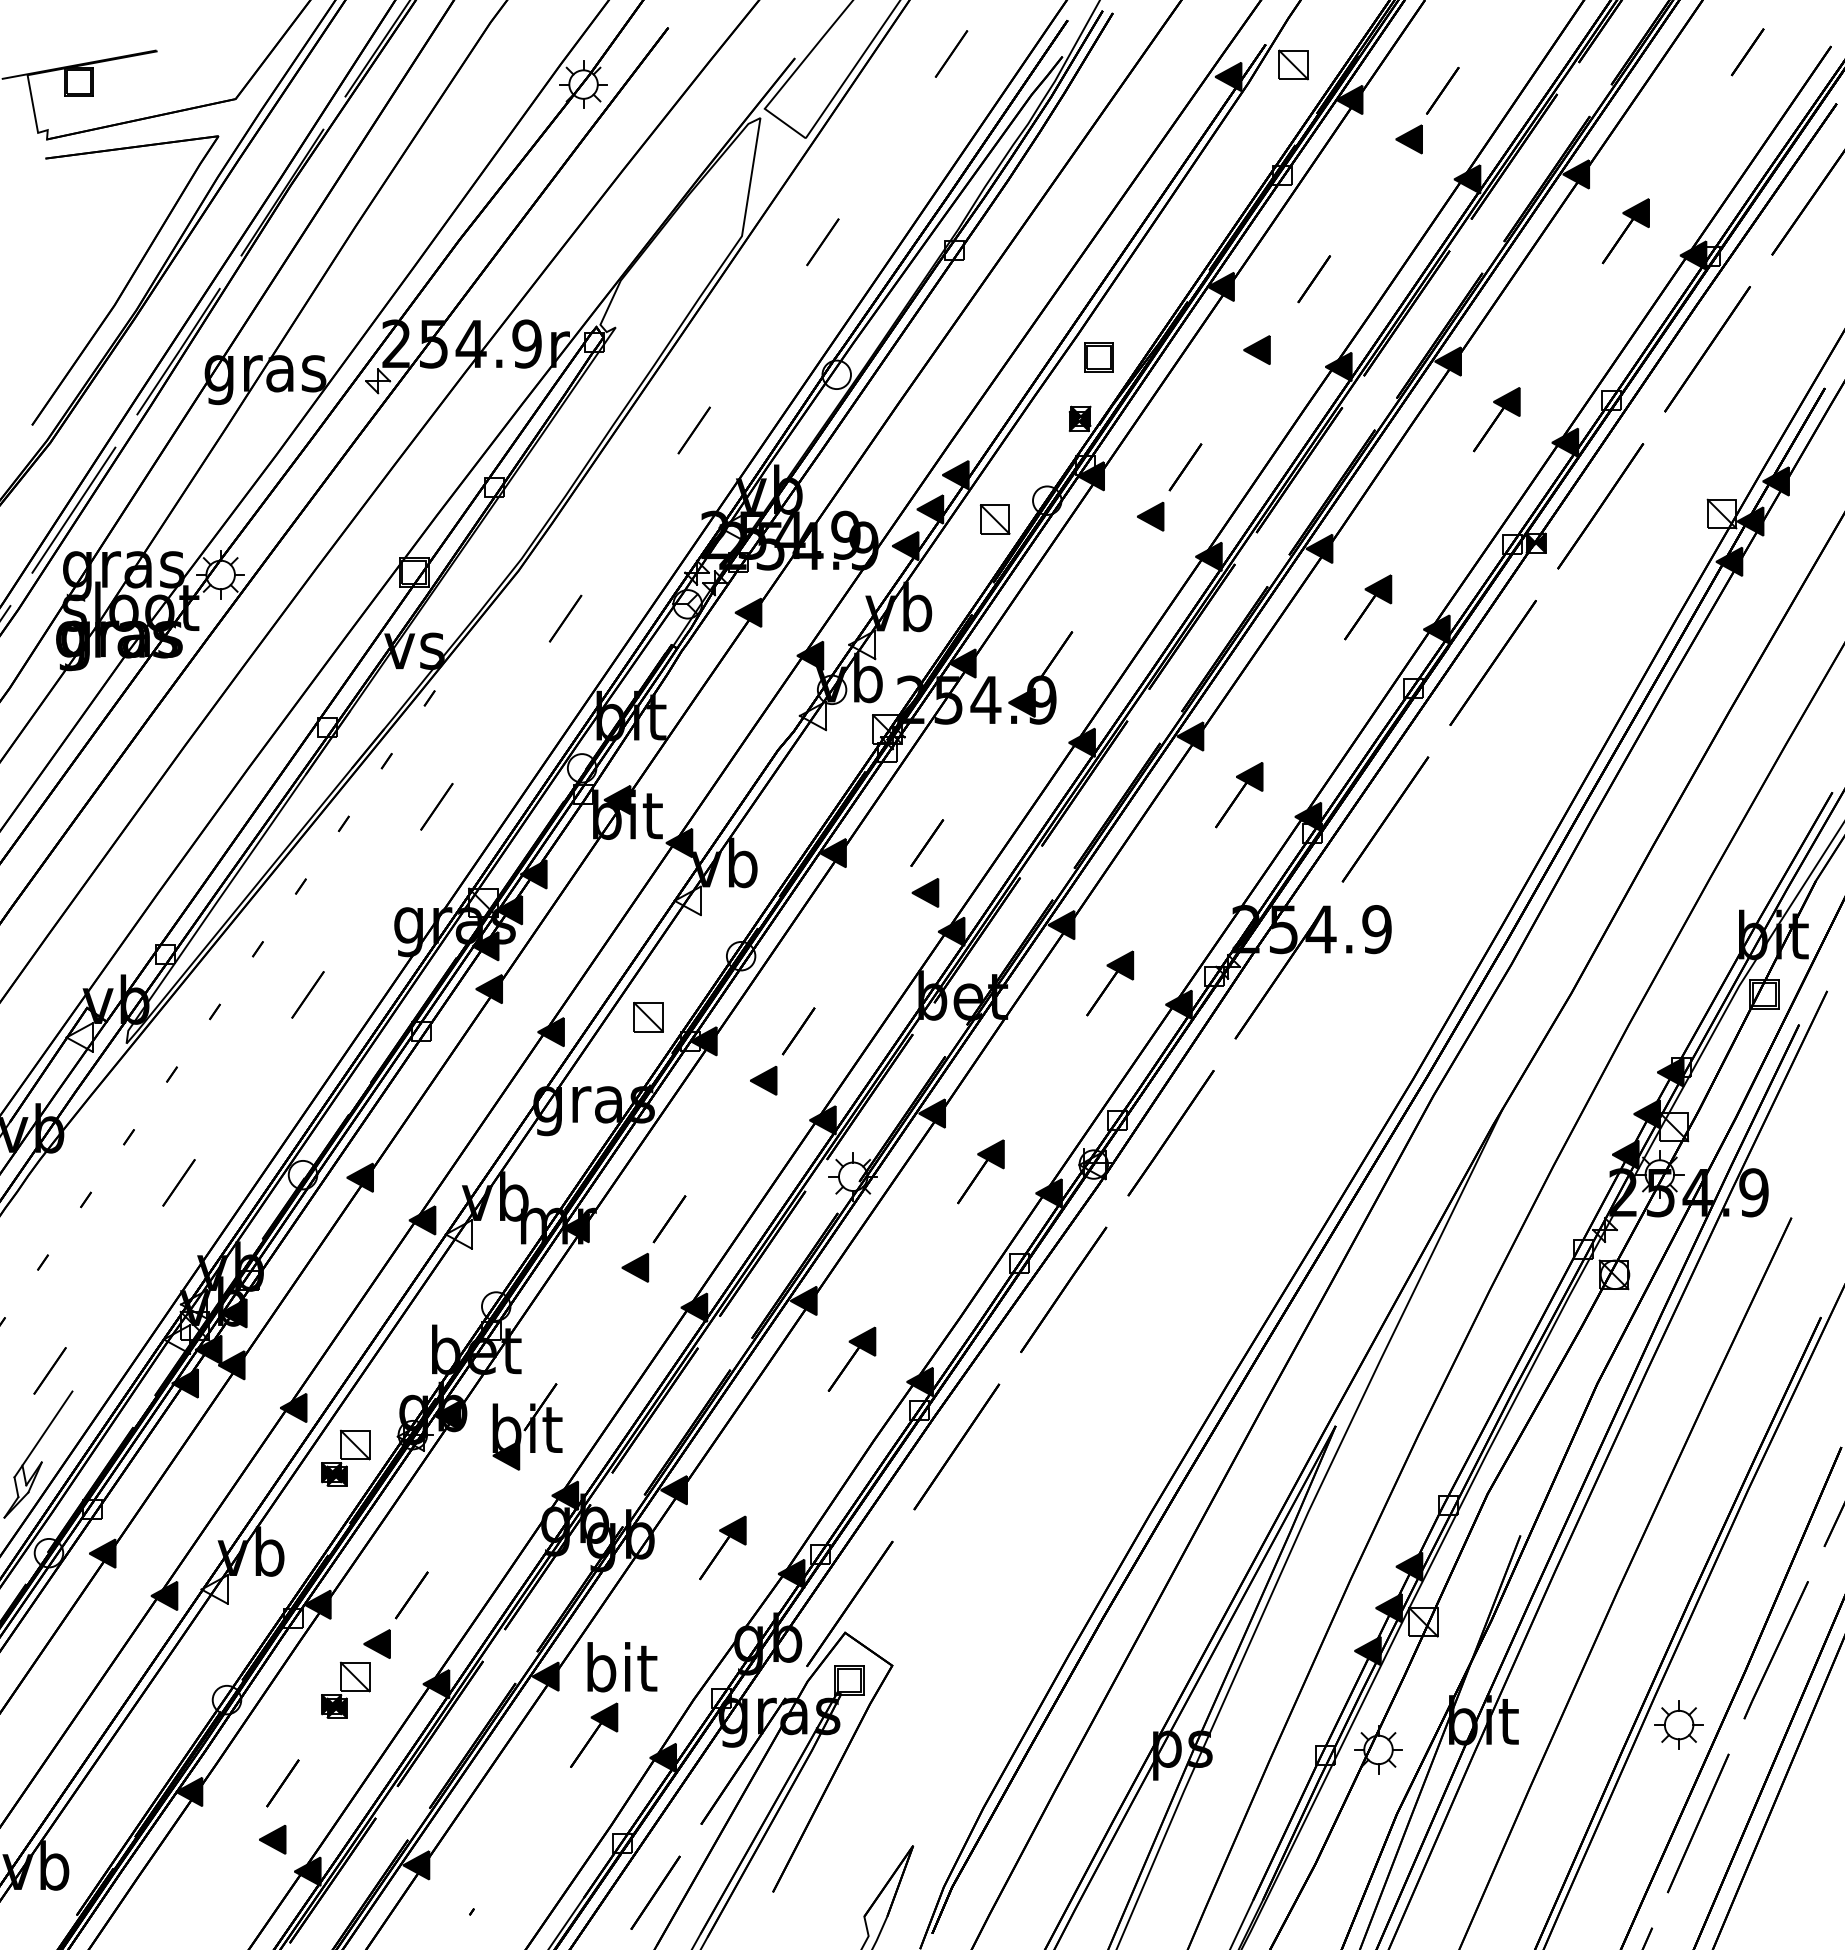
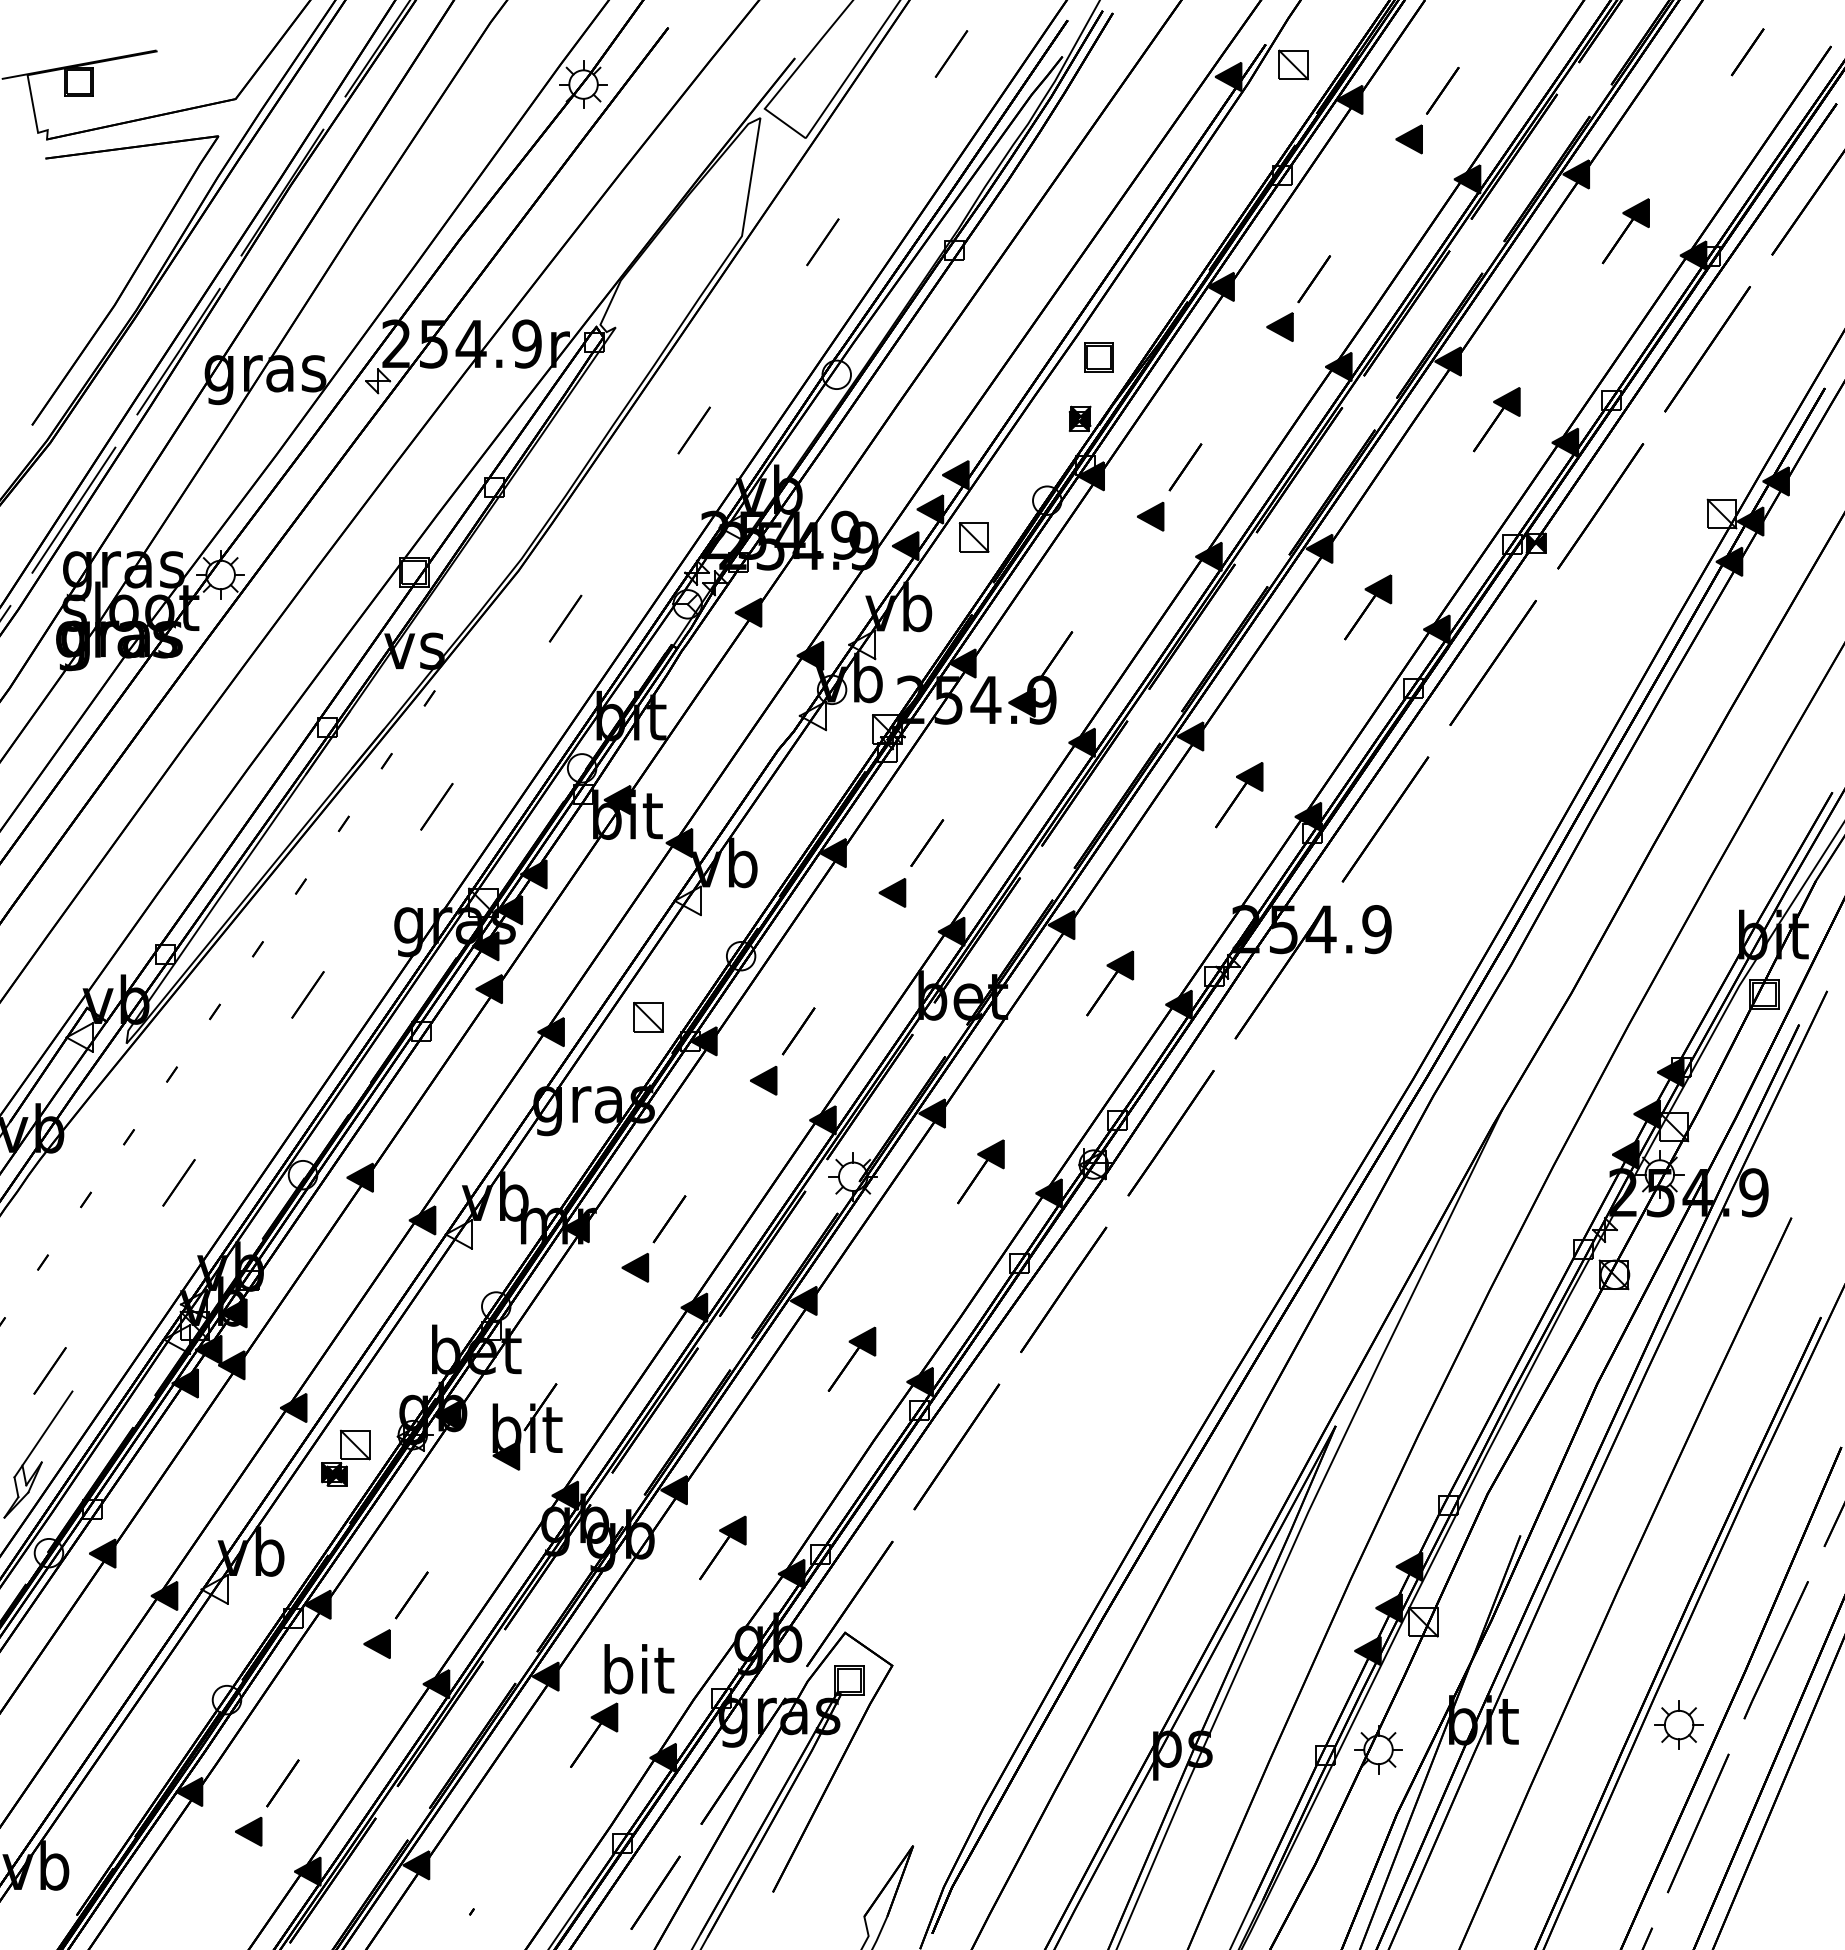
part position: (1256, 349) -> (1279, 326) (1279, 326)
part position: (994, 519) -> (973, 537) (973, 537)
part position: (925, 892) -> (892, 892) (892, 892)
text position: (622, 1667) -> (639, 1669) (639, 1669)
part: present -> none (345, 1689)
part position: (272, 1839) -> (248, 1831) (248, 1831)
